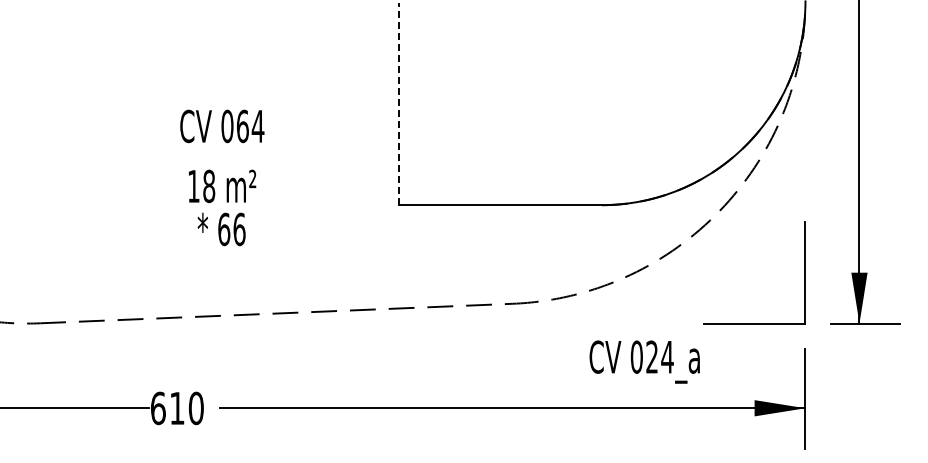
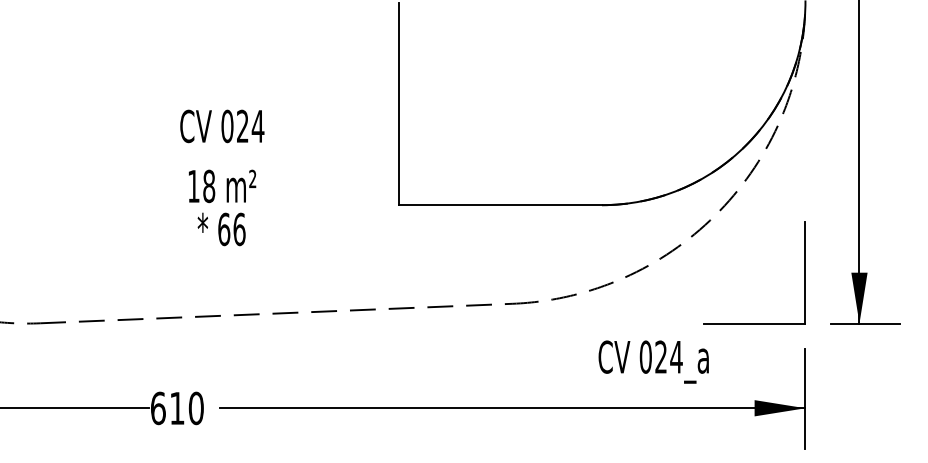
line: dashed -> solid (398, 103)
text: 064 -> 024 (242, 126)
text position: (644, 361) -> (653, 361) (653, 361)
